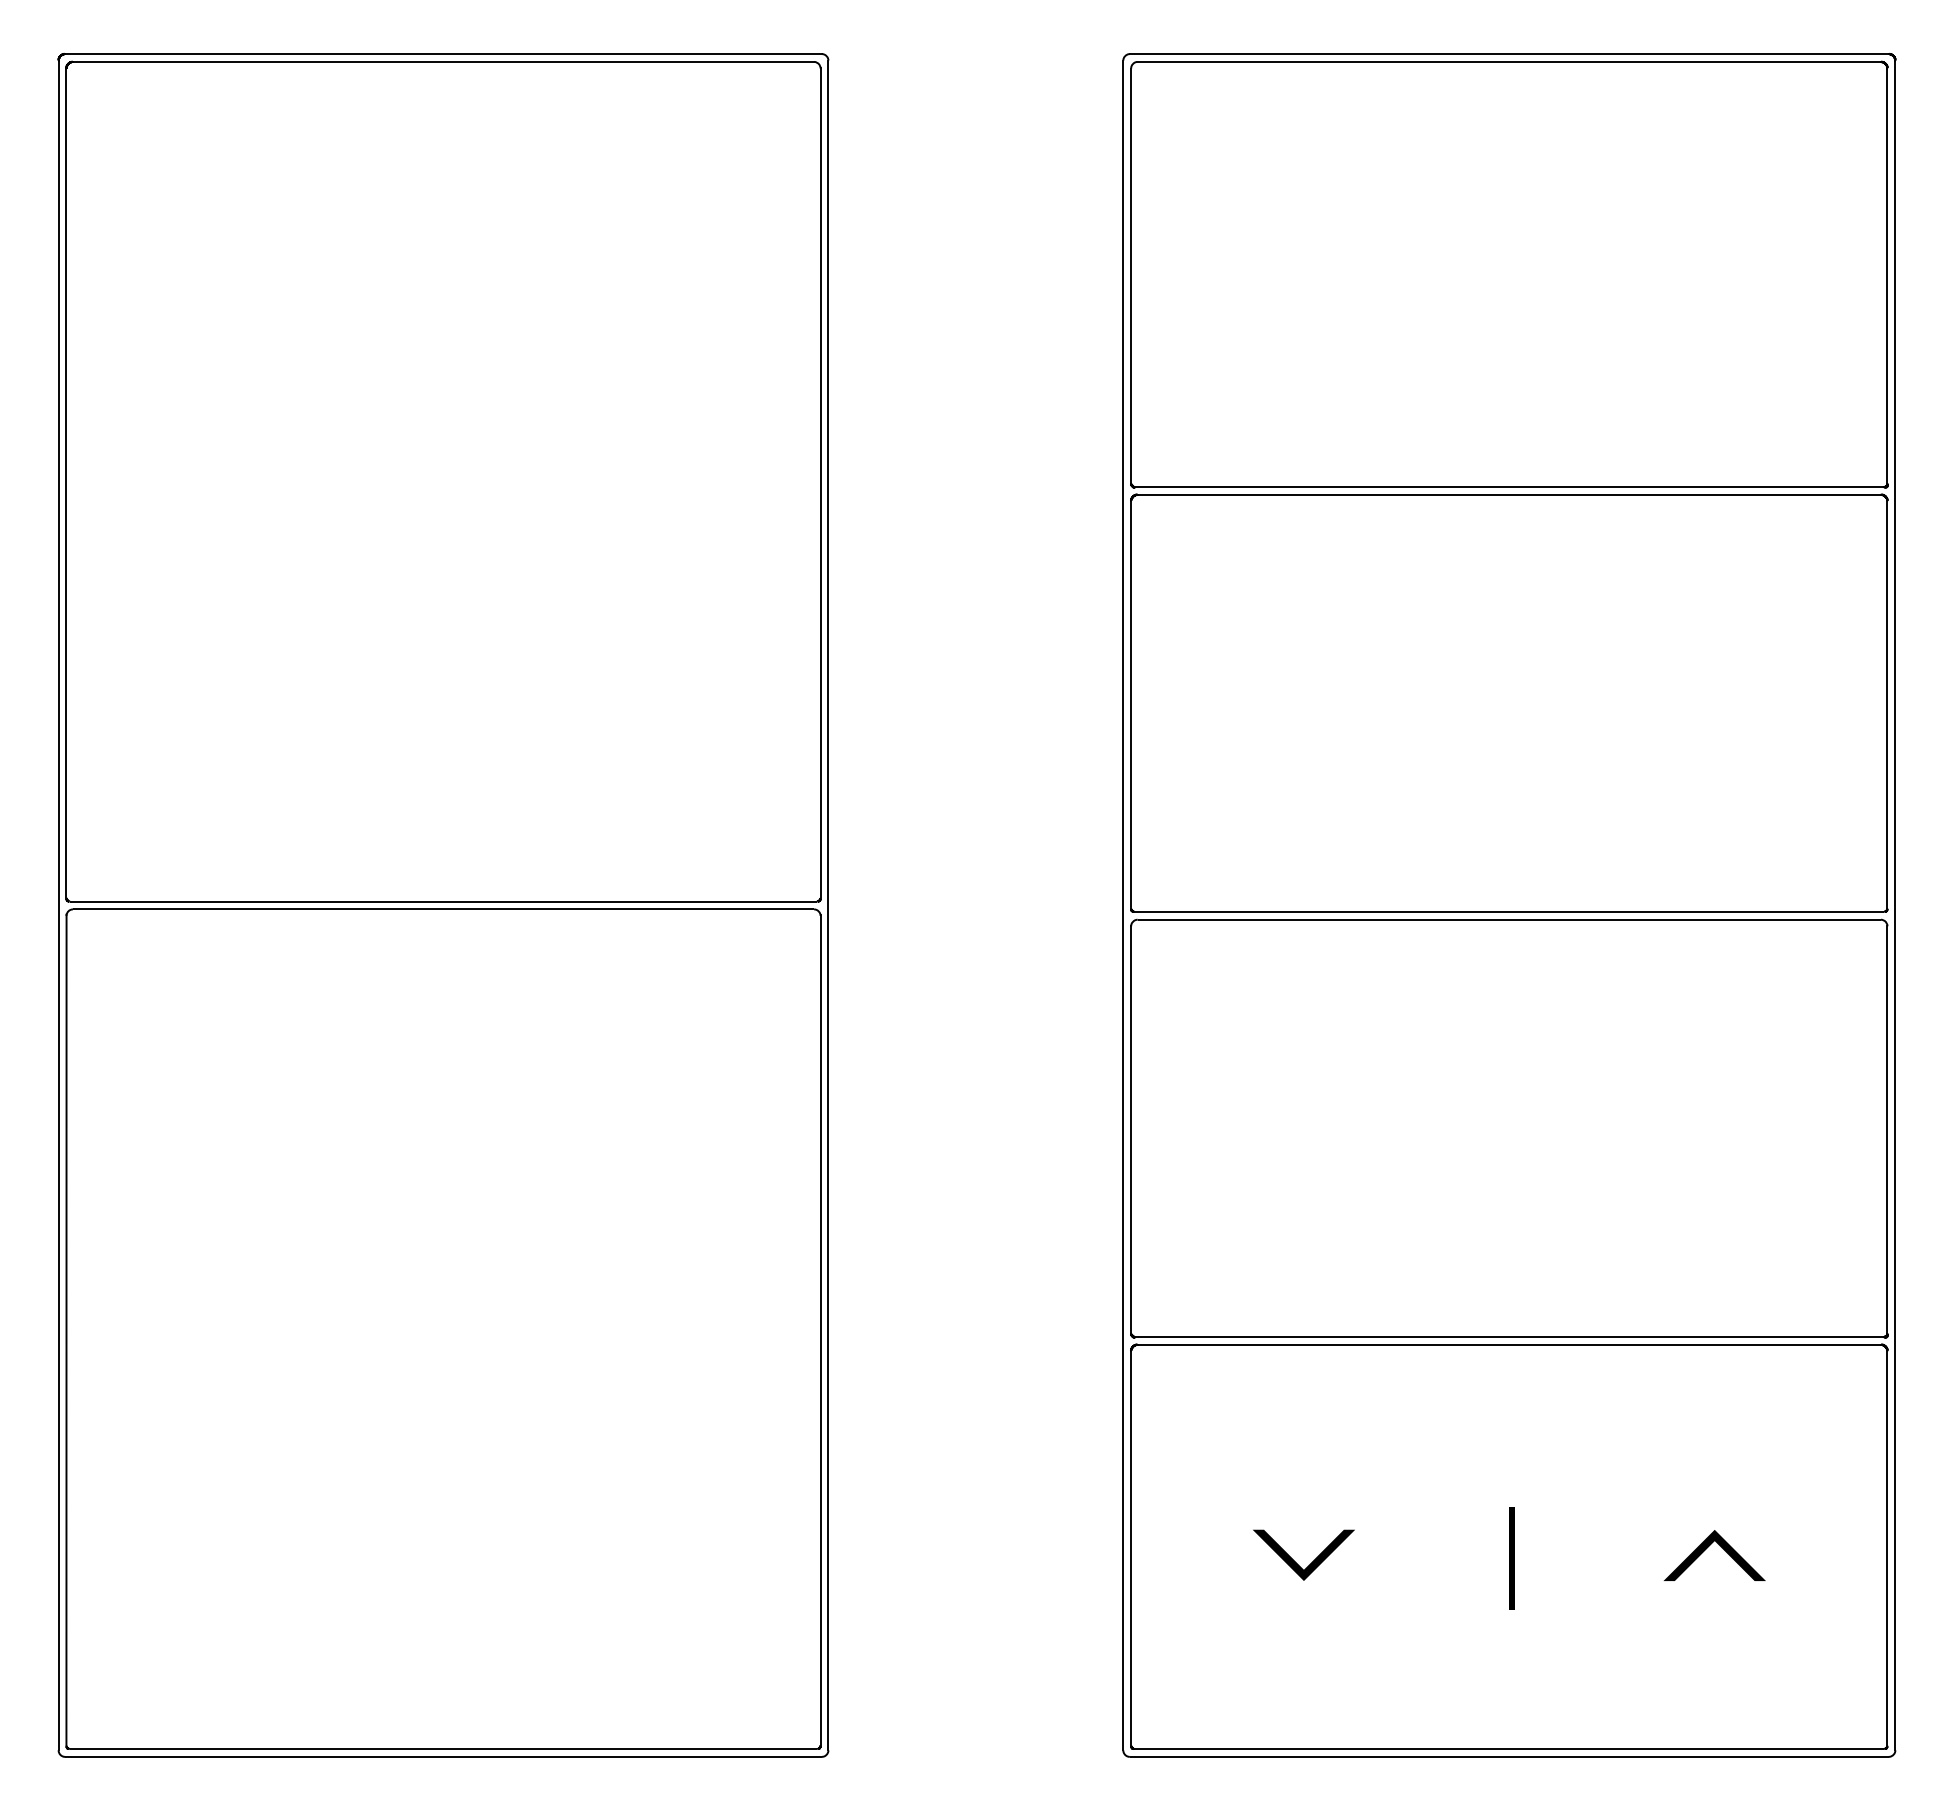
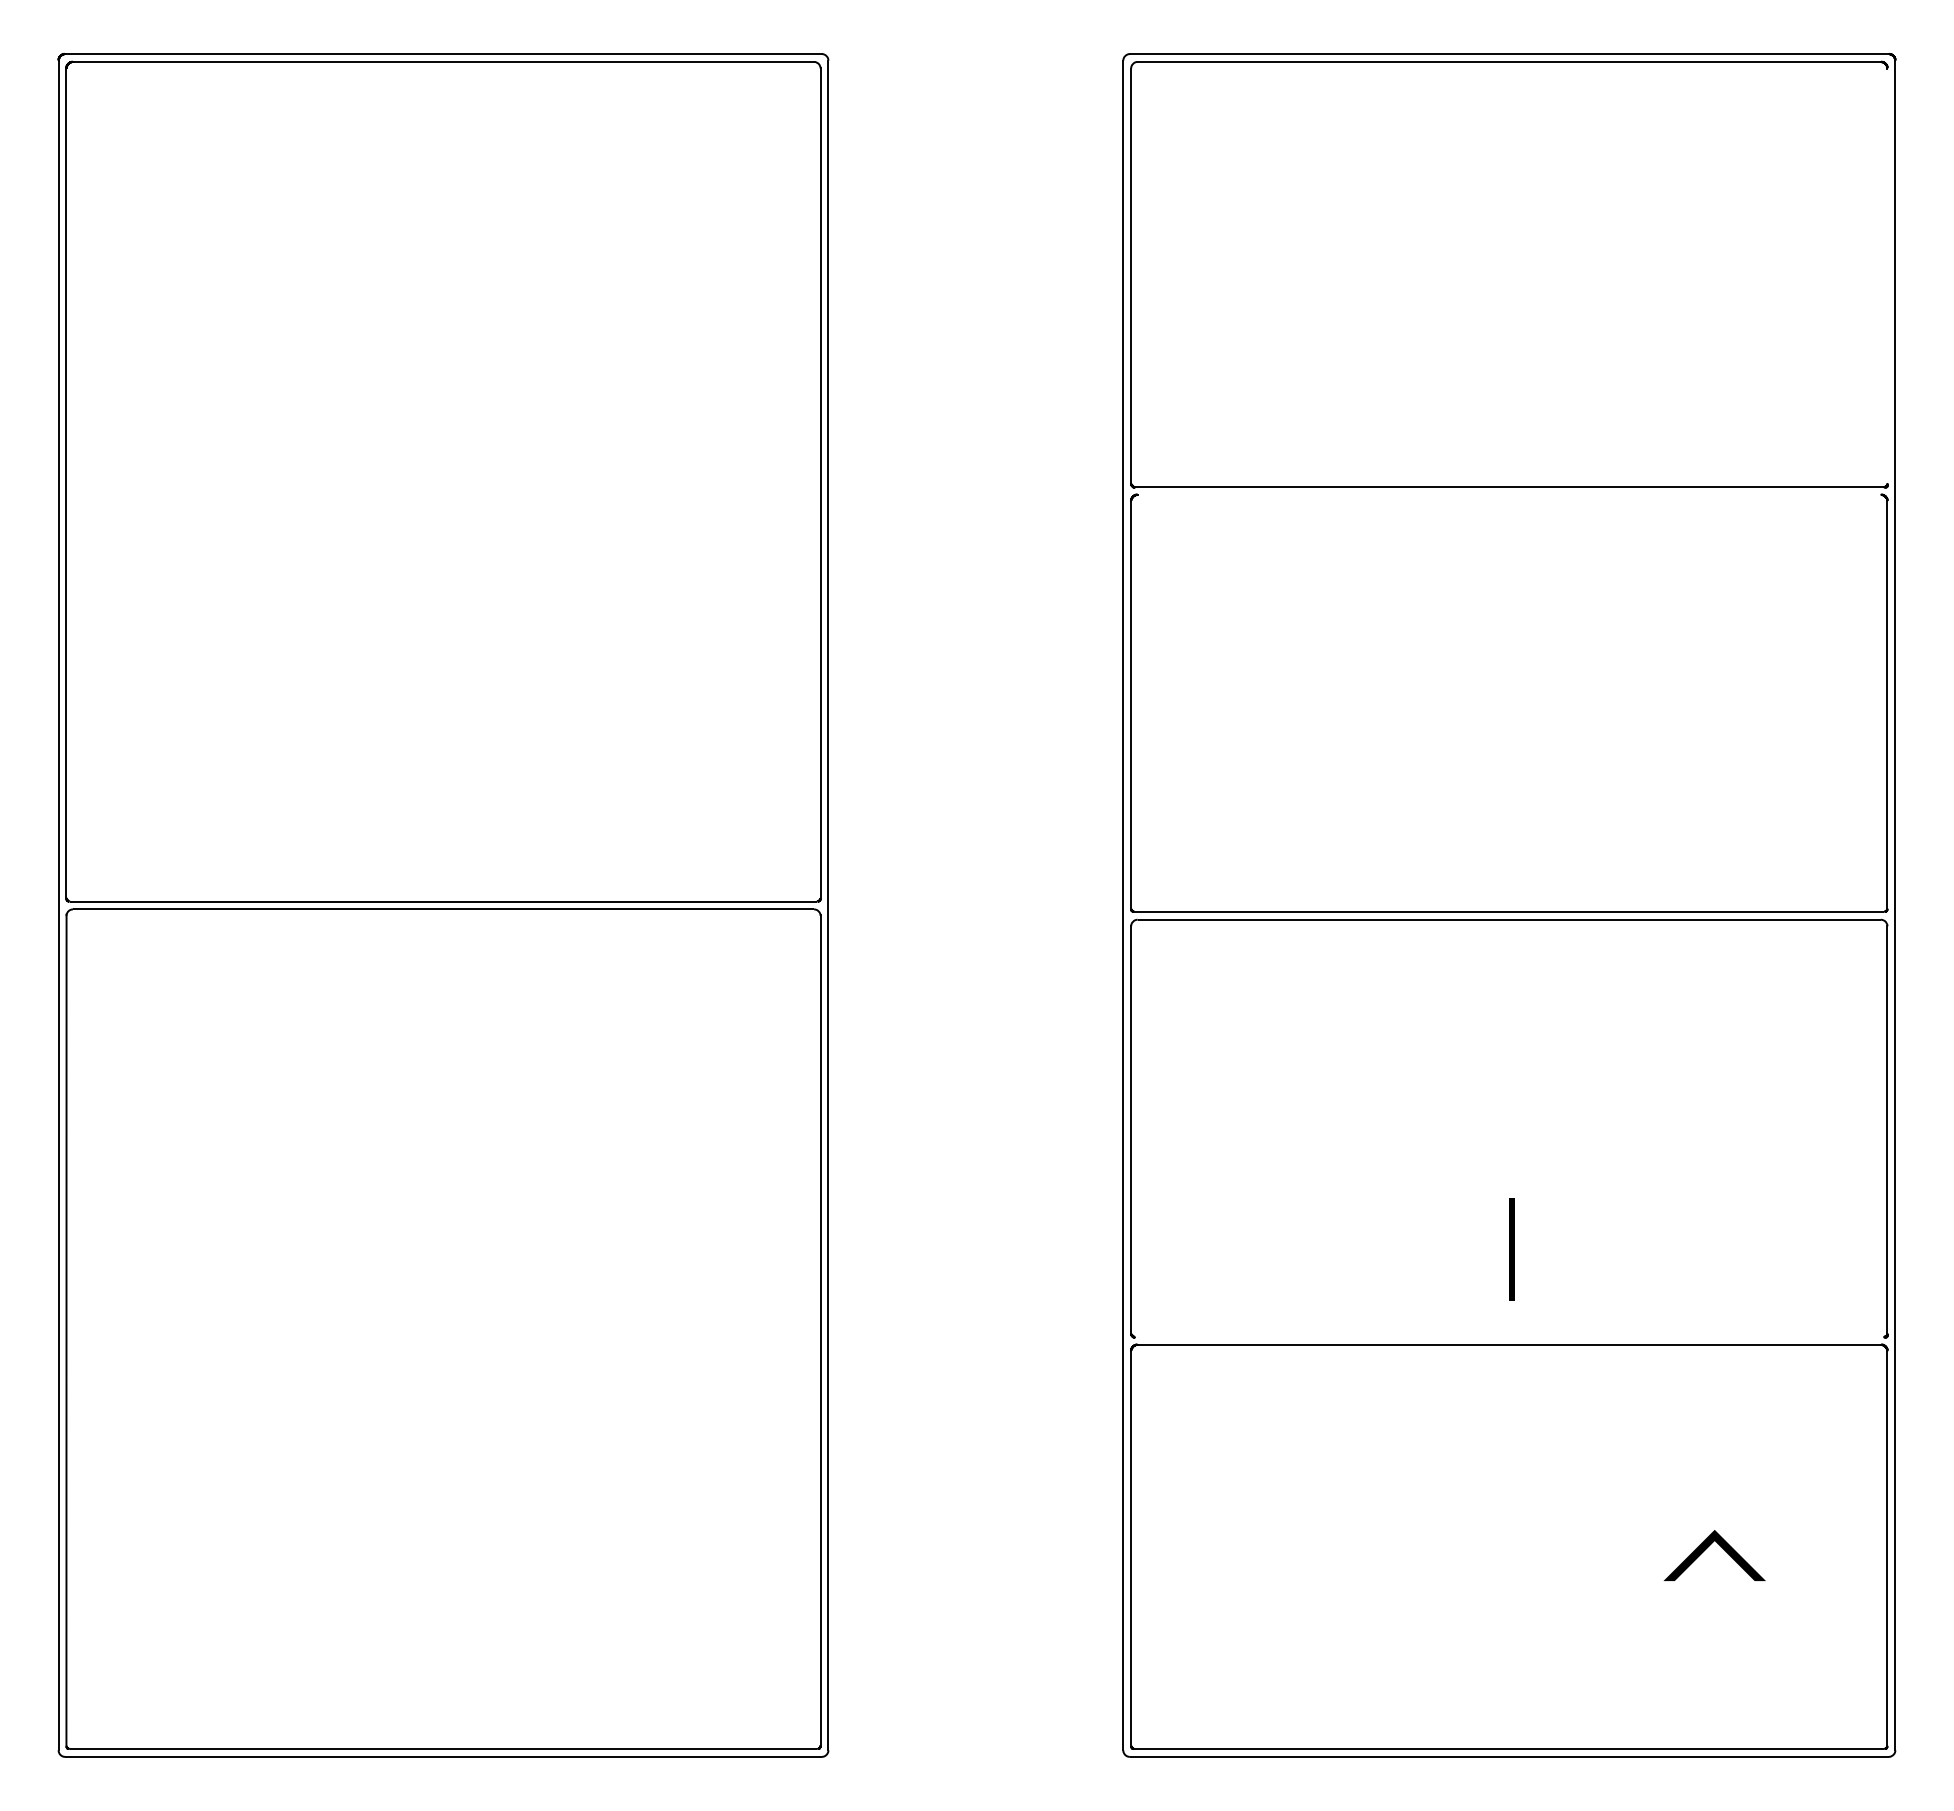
line: present -> none (1887, 275)
line: present -> none (1508, 494)
line: present -> none (1509, 1336)
fill: present -> none (1303, 1555)
part position: (1511, 1558) -> (1511, 1249) (1511, 1249)
